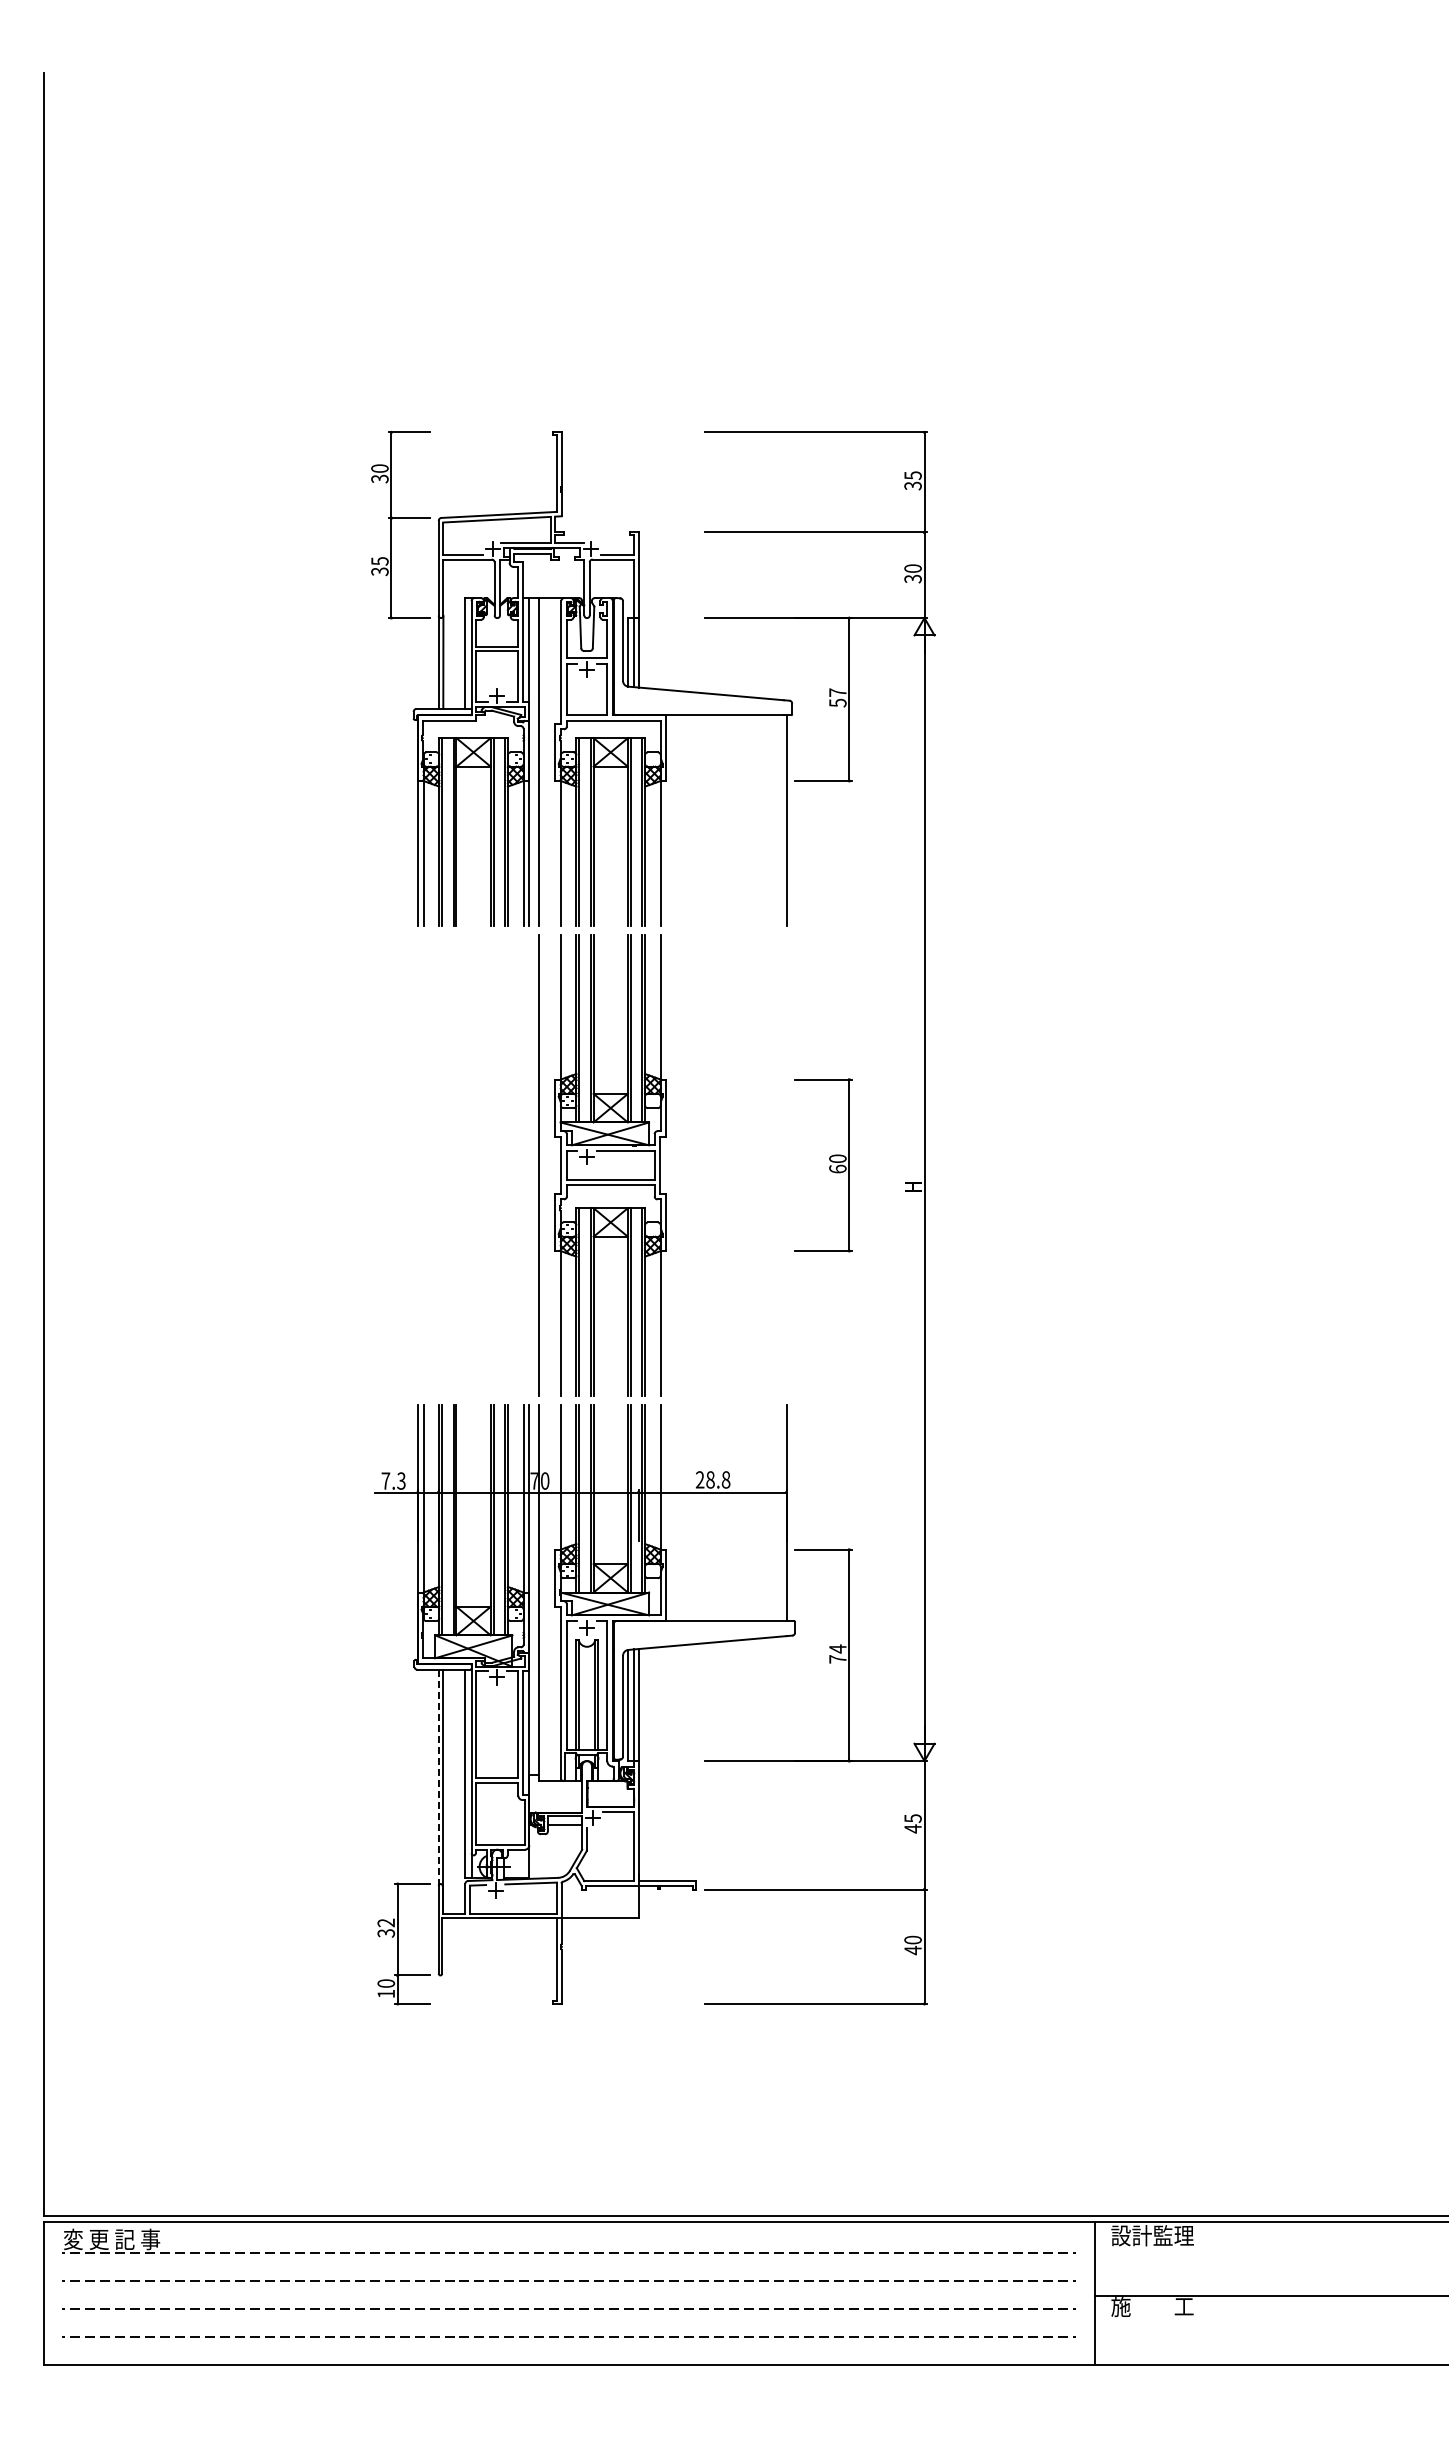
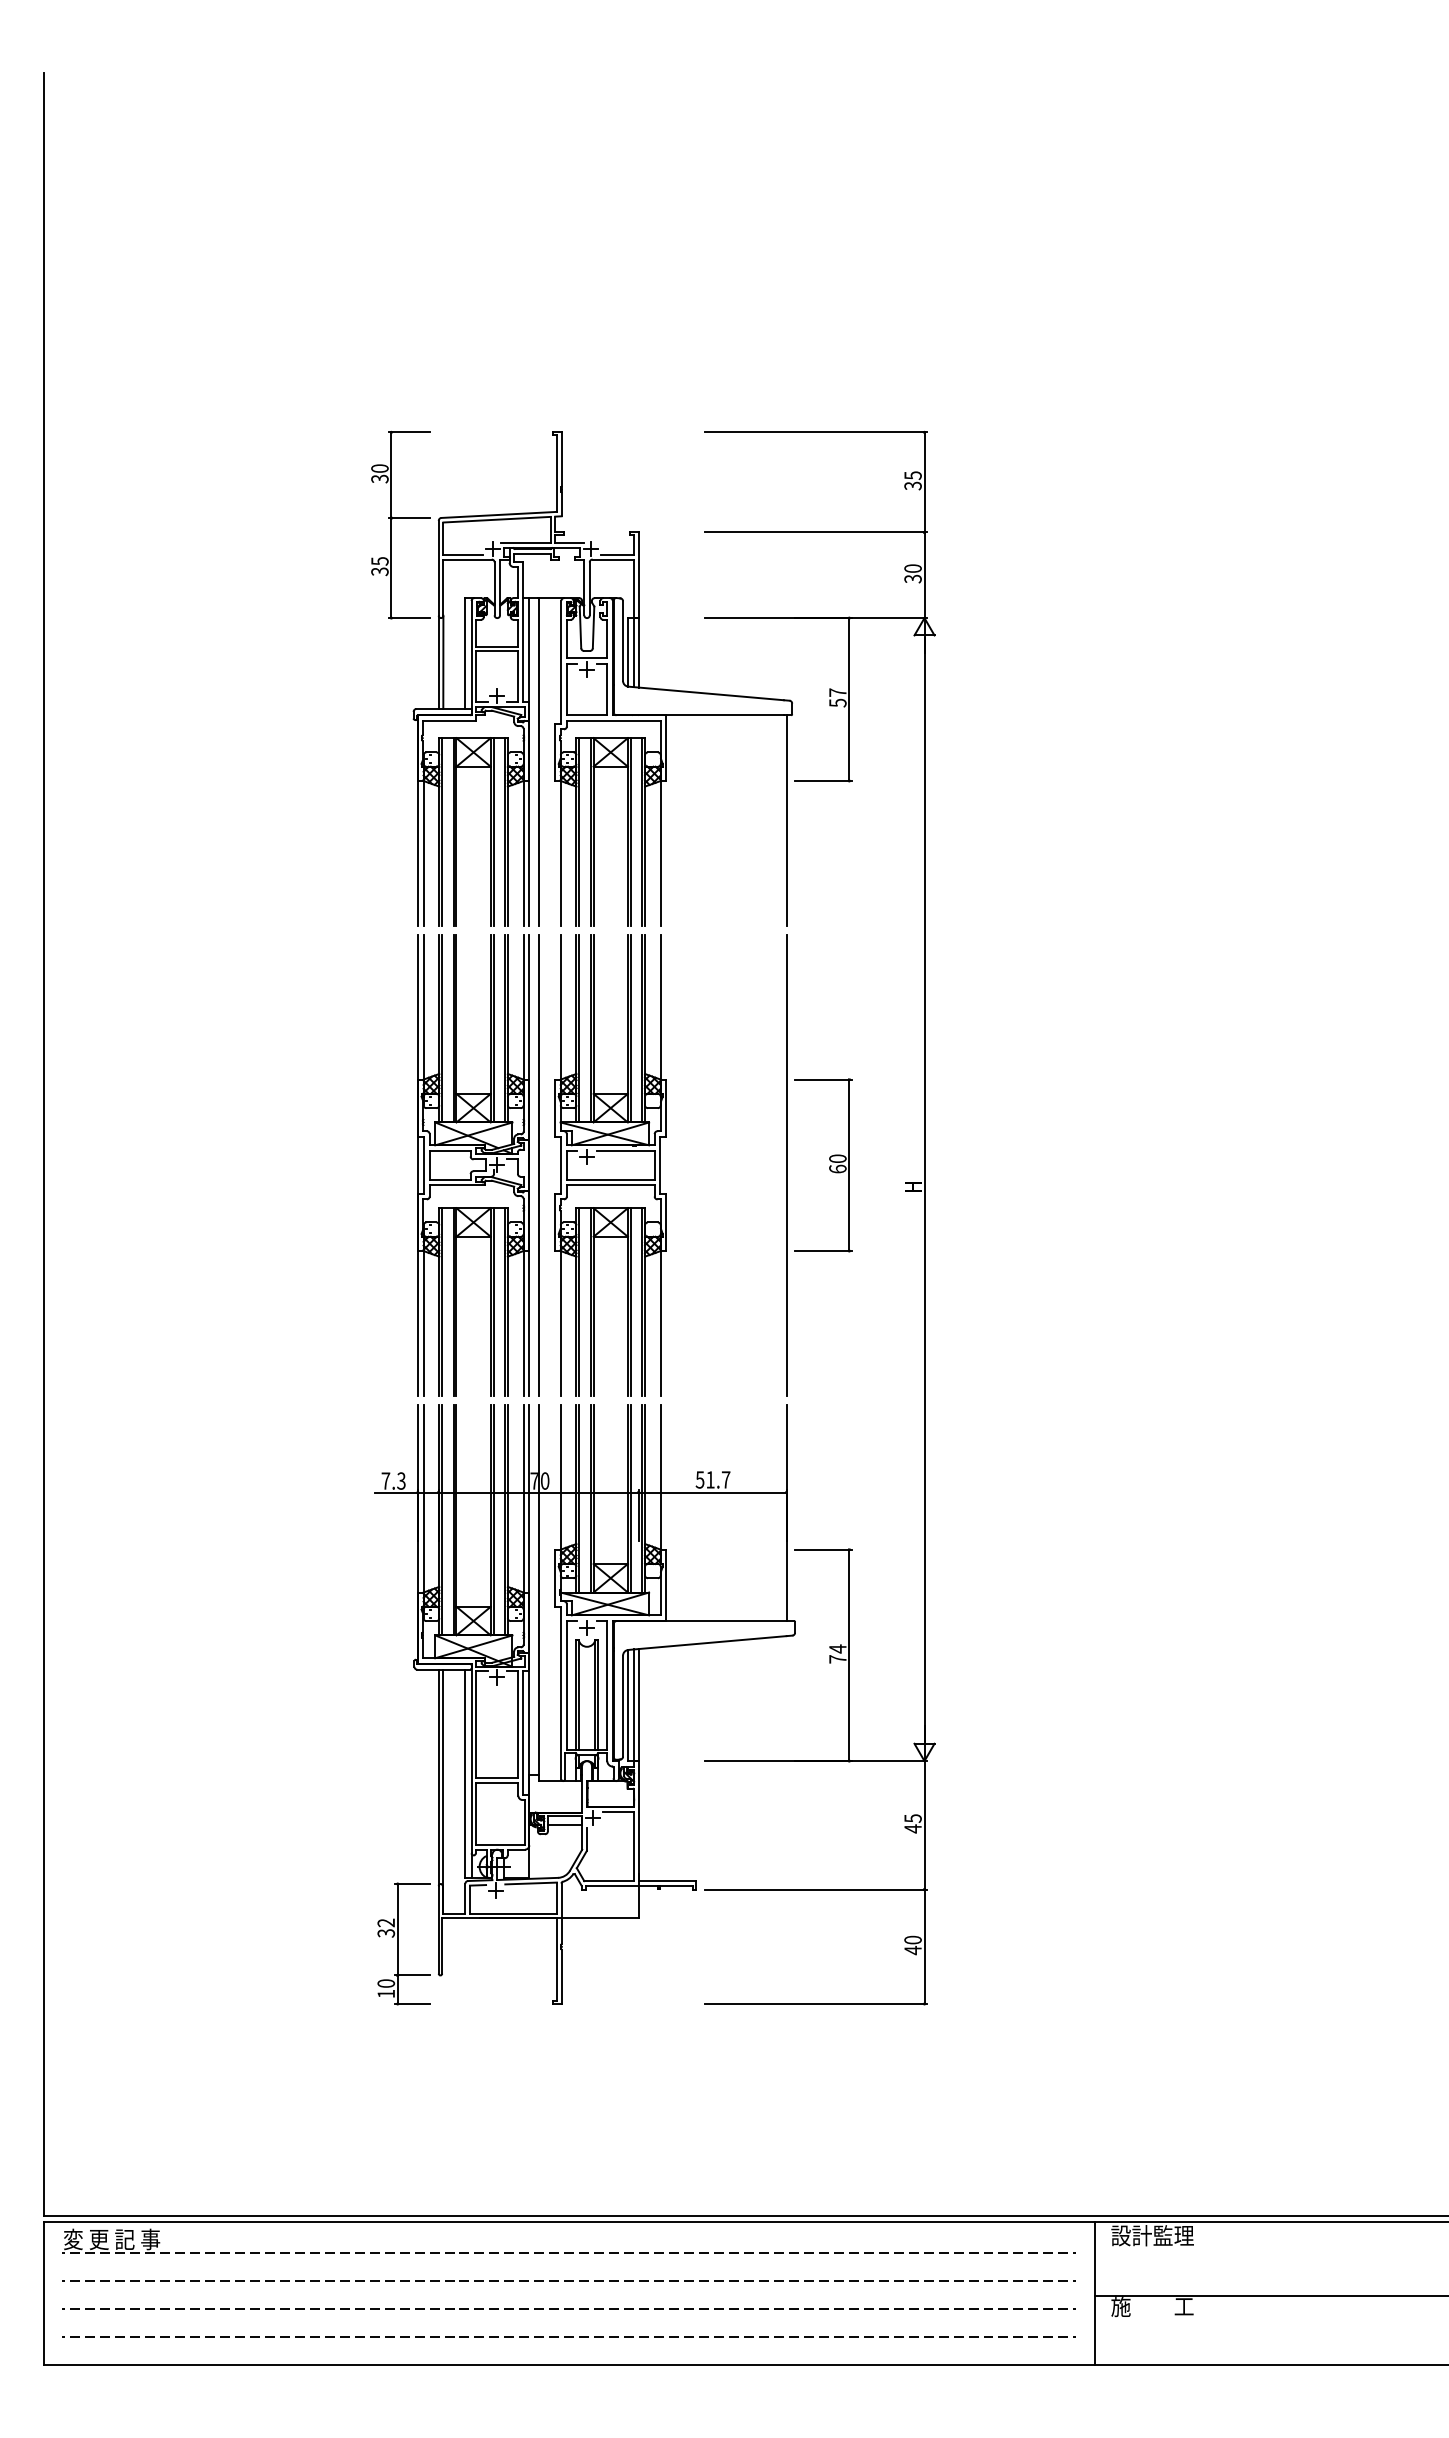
part: none -> present (473, 1165)
line: none -> present (786, 1165)
text: 28.8 -> 51.7 (712, 1479)
line: dashed -> solid (438, 1778)
